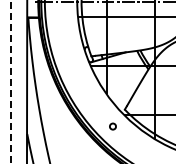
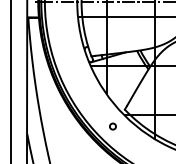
line: dashed -> solid (10, 82)
